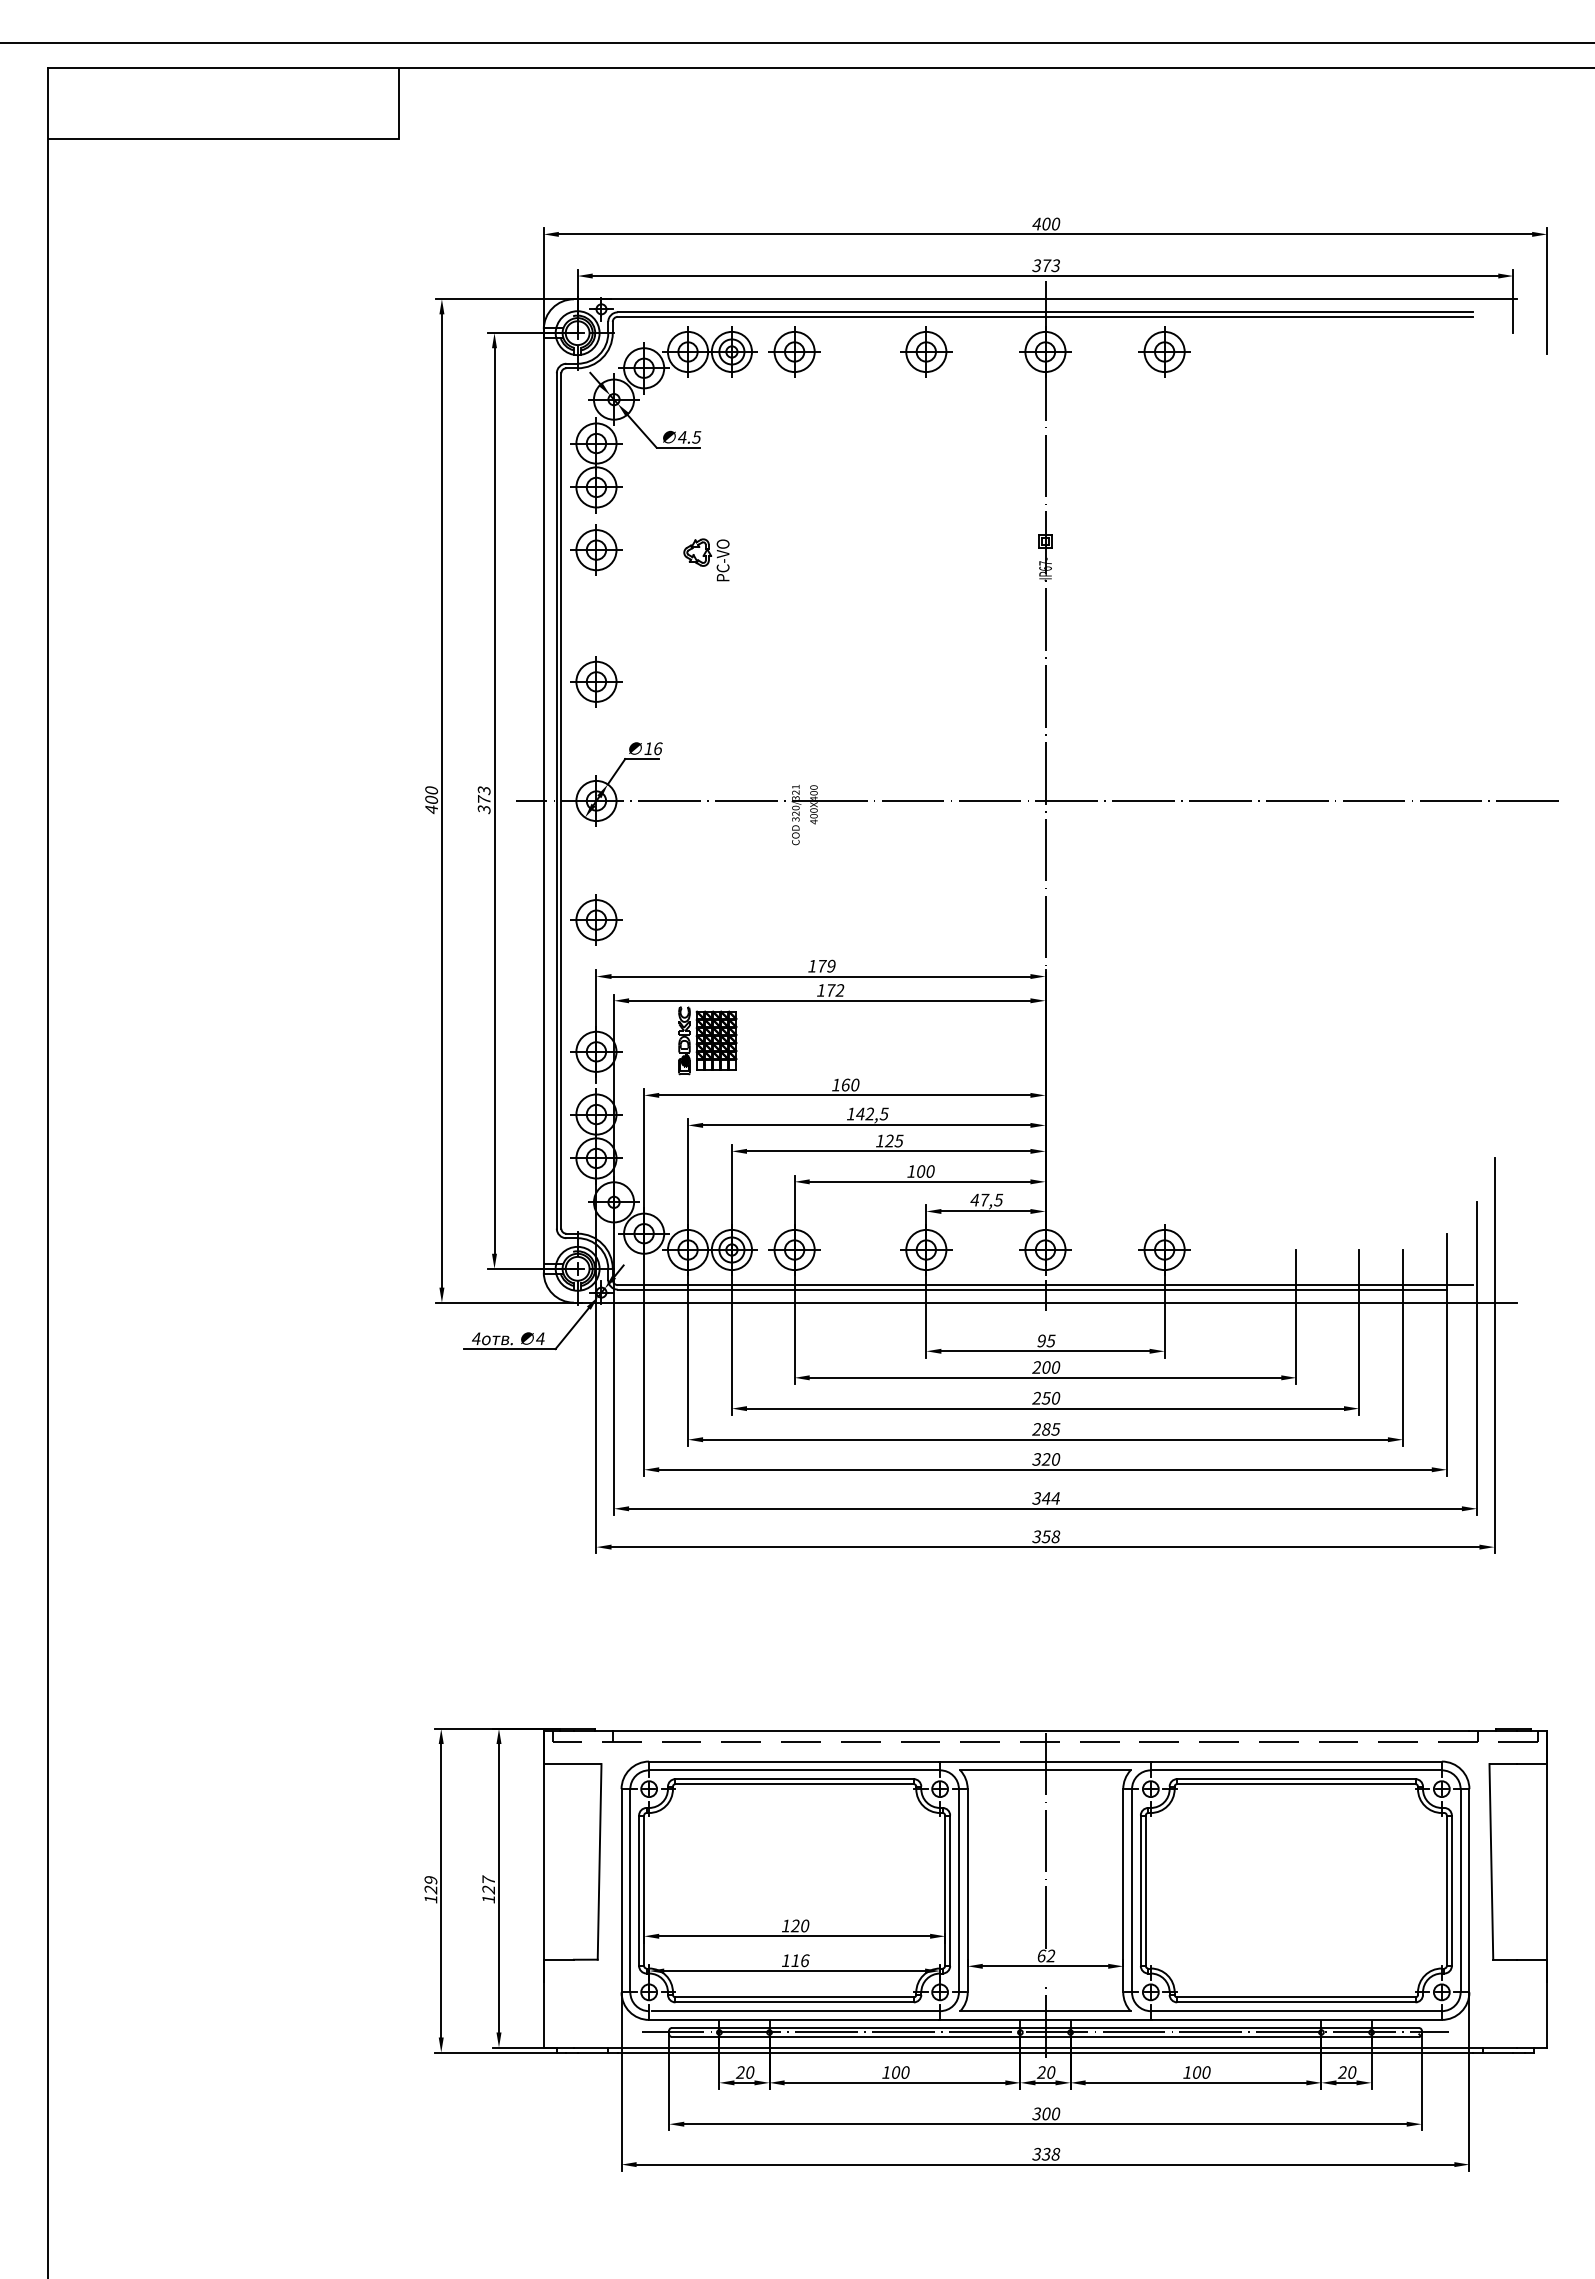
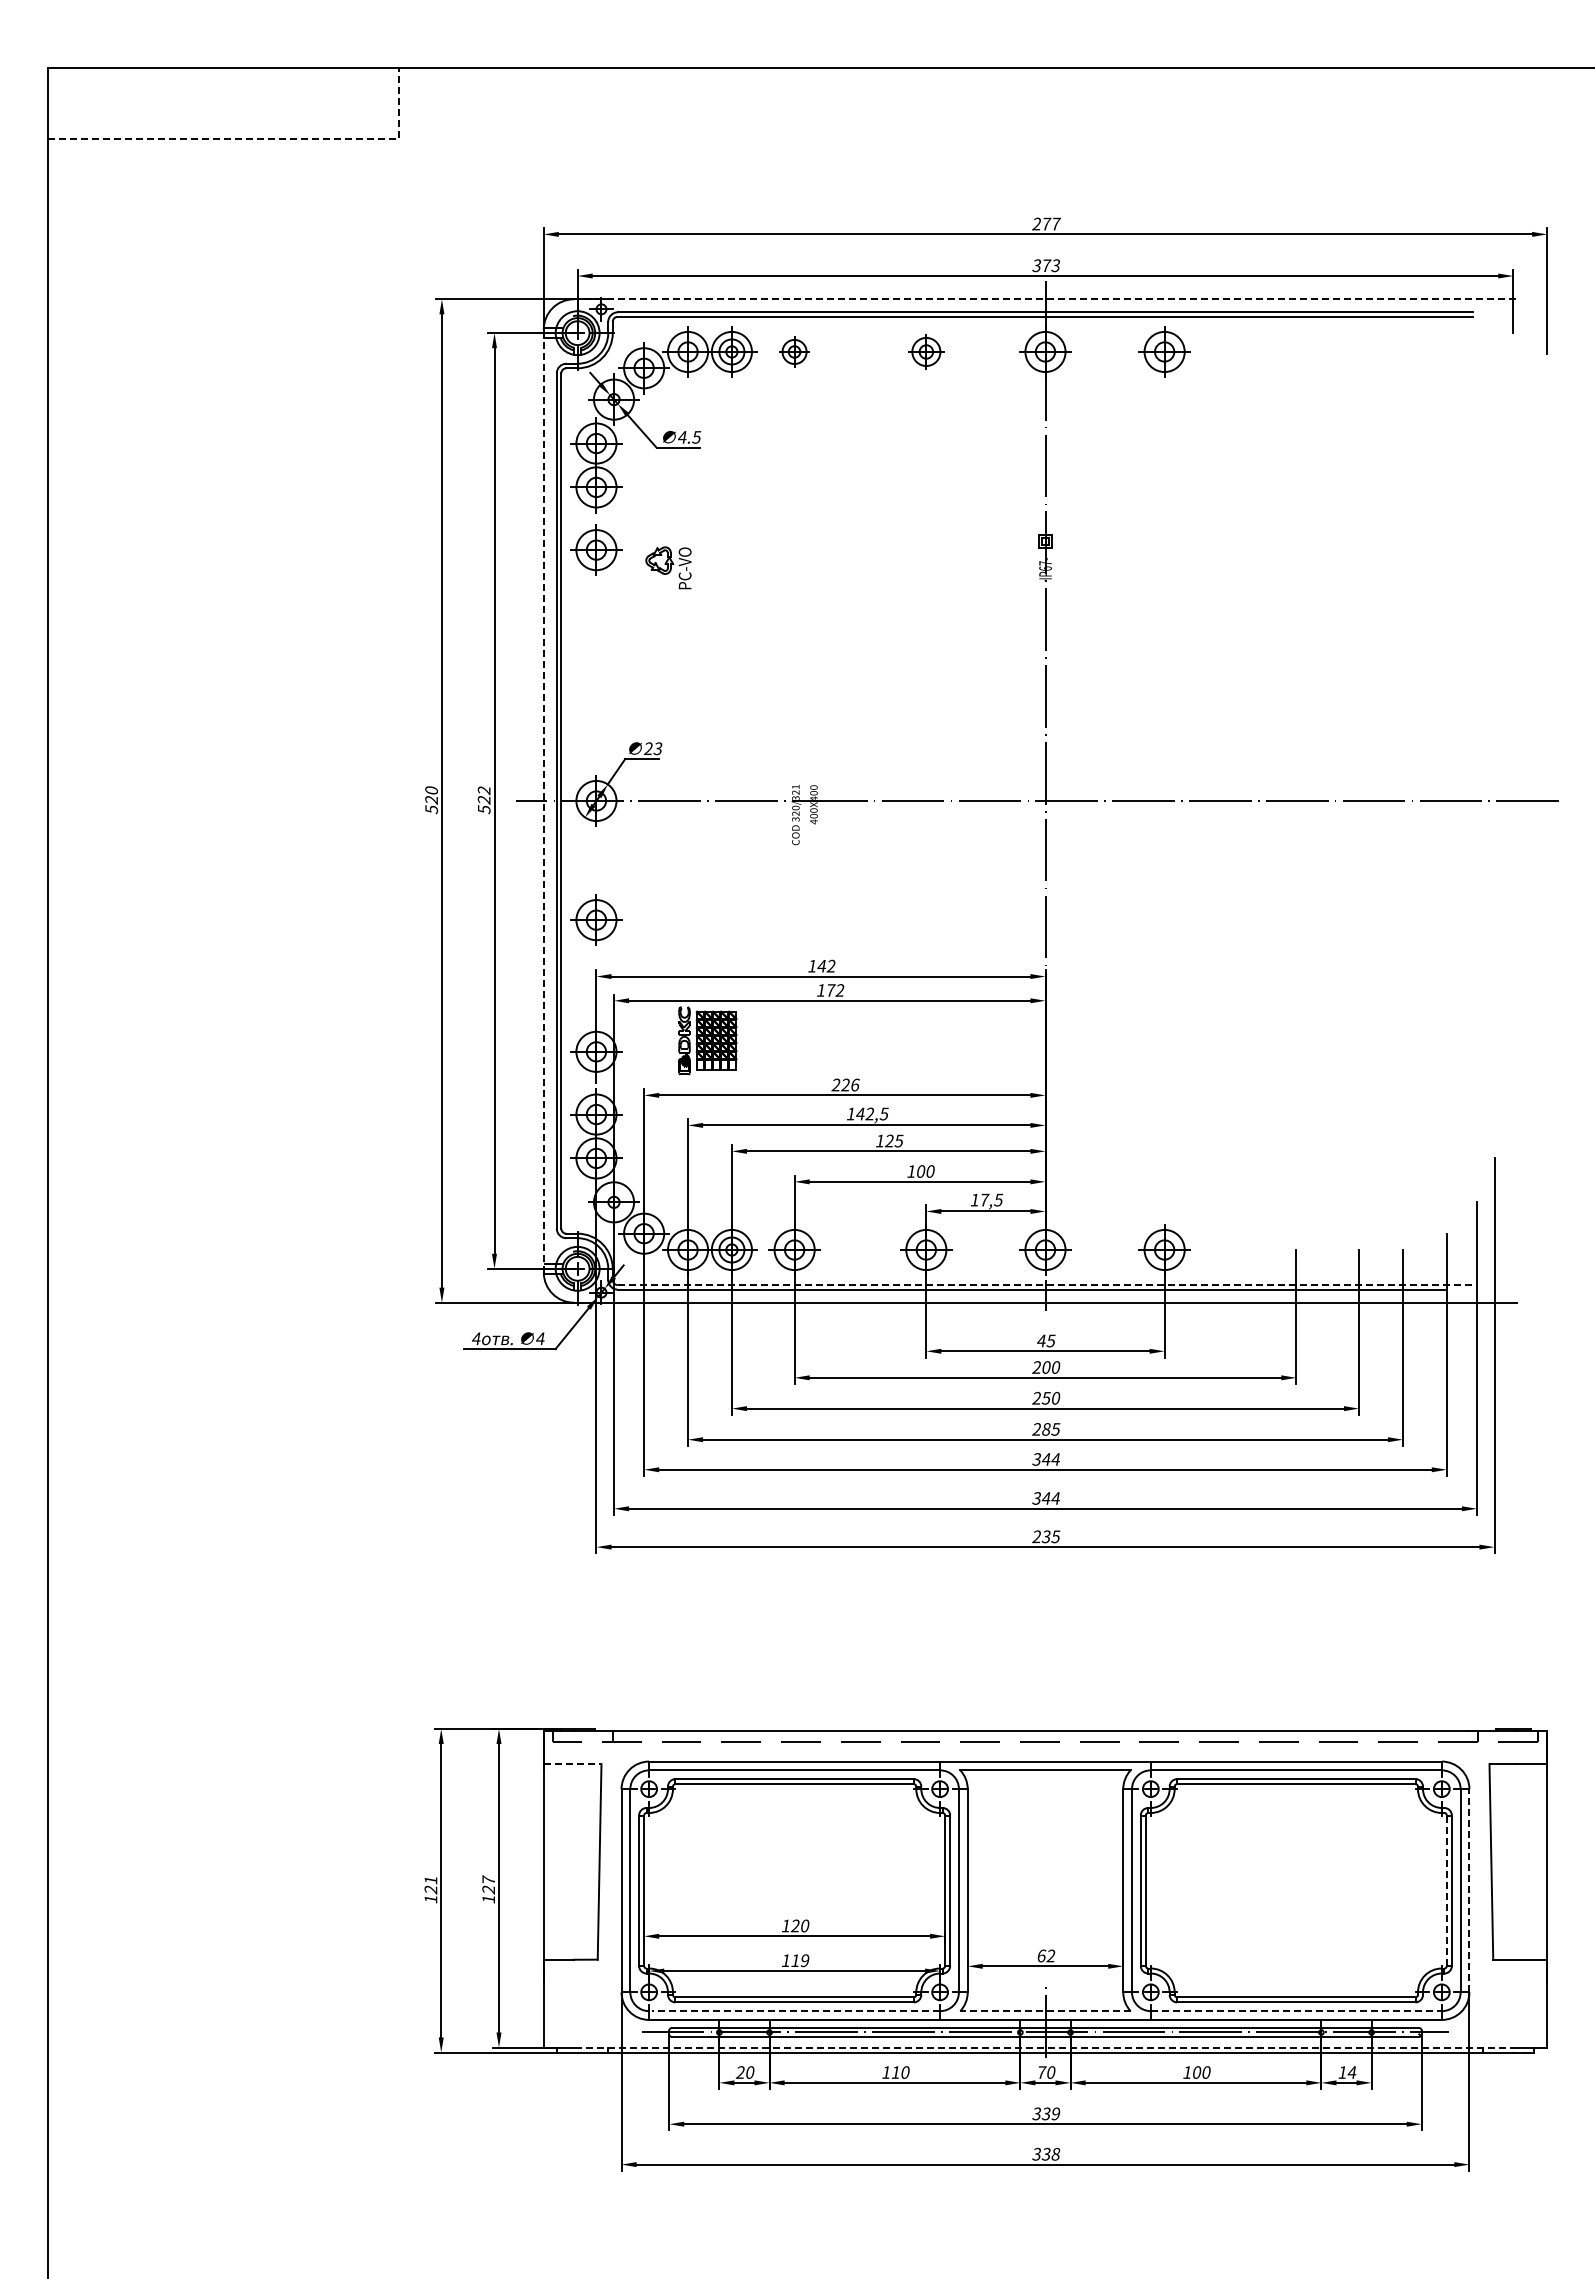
line: present -> none (796, 43)
line: solid -> dashed (259, 138)
text: 400 -> 277 (1046, 223)
line: solid -> dashed (1045, 299)
part size: 53x52 px -> 31x32 px (794, 351)
part size: 53x52 px -> 37x36 px (926, 351)
part position: (706, 559) -> (668, 567) (668, 567)
part: present -> none (596, 681)
text: 16 -> 23 (652, 748)
text: 373 -> 522 (483, 799)
line: solid -> dashed (543, 800)
text: 400 -> 520 (431, 804)
text: 179 -> 142 (826, 966)
text: 160 -> 226 (845, 1084)
text: 47,5 -> 17,5 (974, 1199)
line: solid -> dashed (1045, 1285)
text: 95 -> 45 (1041, 1340)
text: 320 -> 344 (1050, 1459)
text: 358 -> 235 (1046, 1536)
line: solid -> dashed (572, 1764)
line: present -> none (1045, 1837)
text: 129 -> 121 (430, 1880)
line: solid -> dashed (1446, 1890)
line: solid -> dashed (1469, 1890)
text: 116 -> 119 (804, 1960)
line: solid -> dashed (795, 2011)
line: solid -> dashed (1044, 2011)
line: solid -> dashed (1296, 2011)
line: solid -> dashed (1045, 2047)
text: 100 -> 110 (895, 2072)
text: 20 -> 70 (1041, 2072)
text: 20 -> 14 (1346, 2072)
text: 300 -> 339 (1050, 2113)
